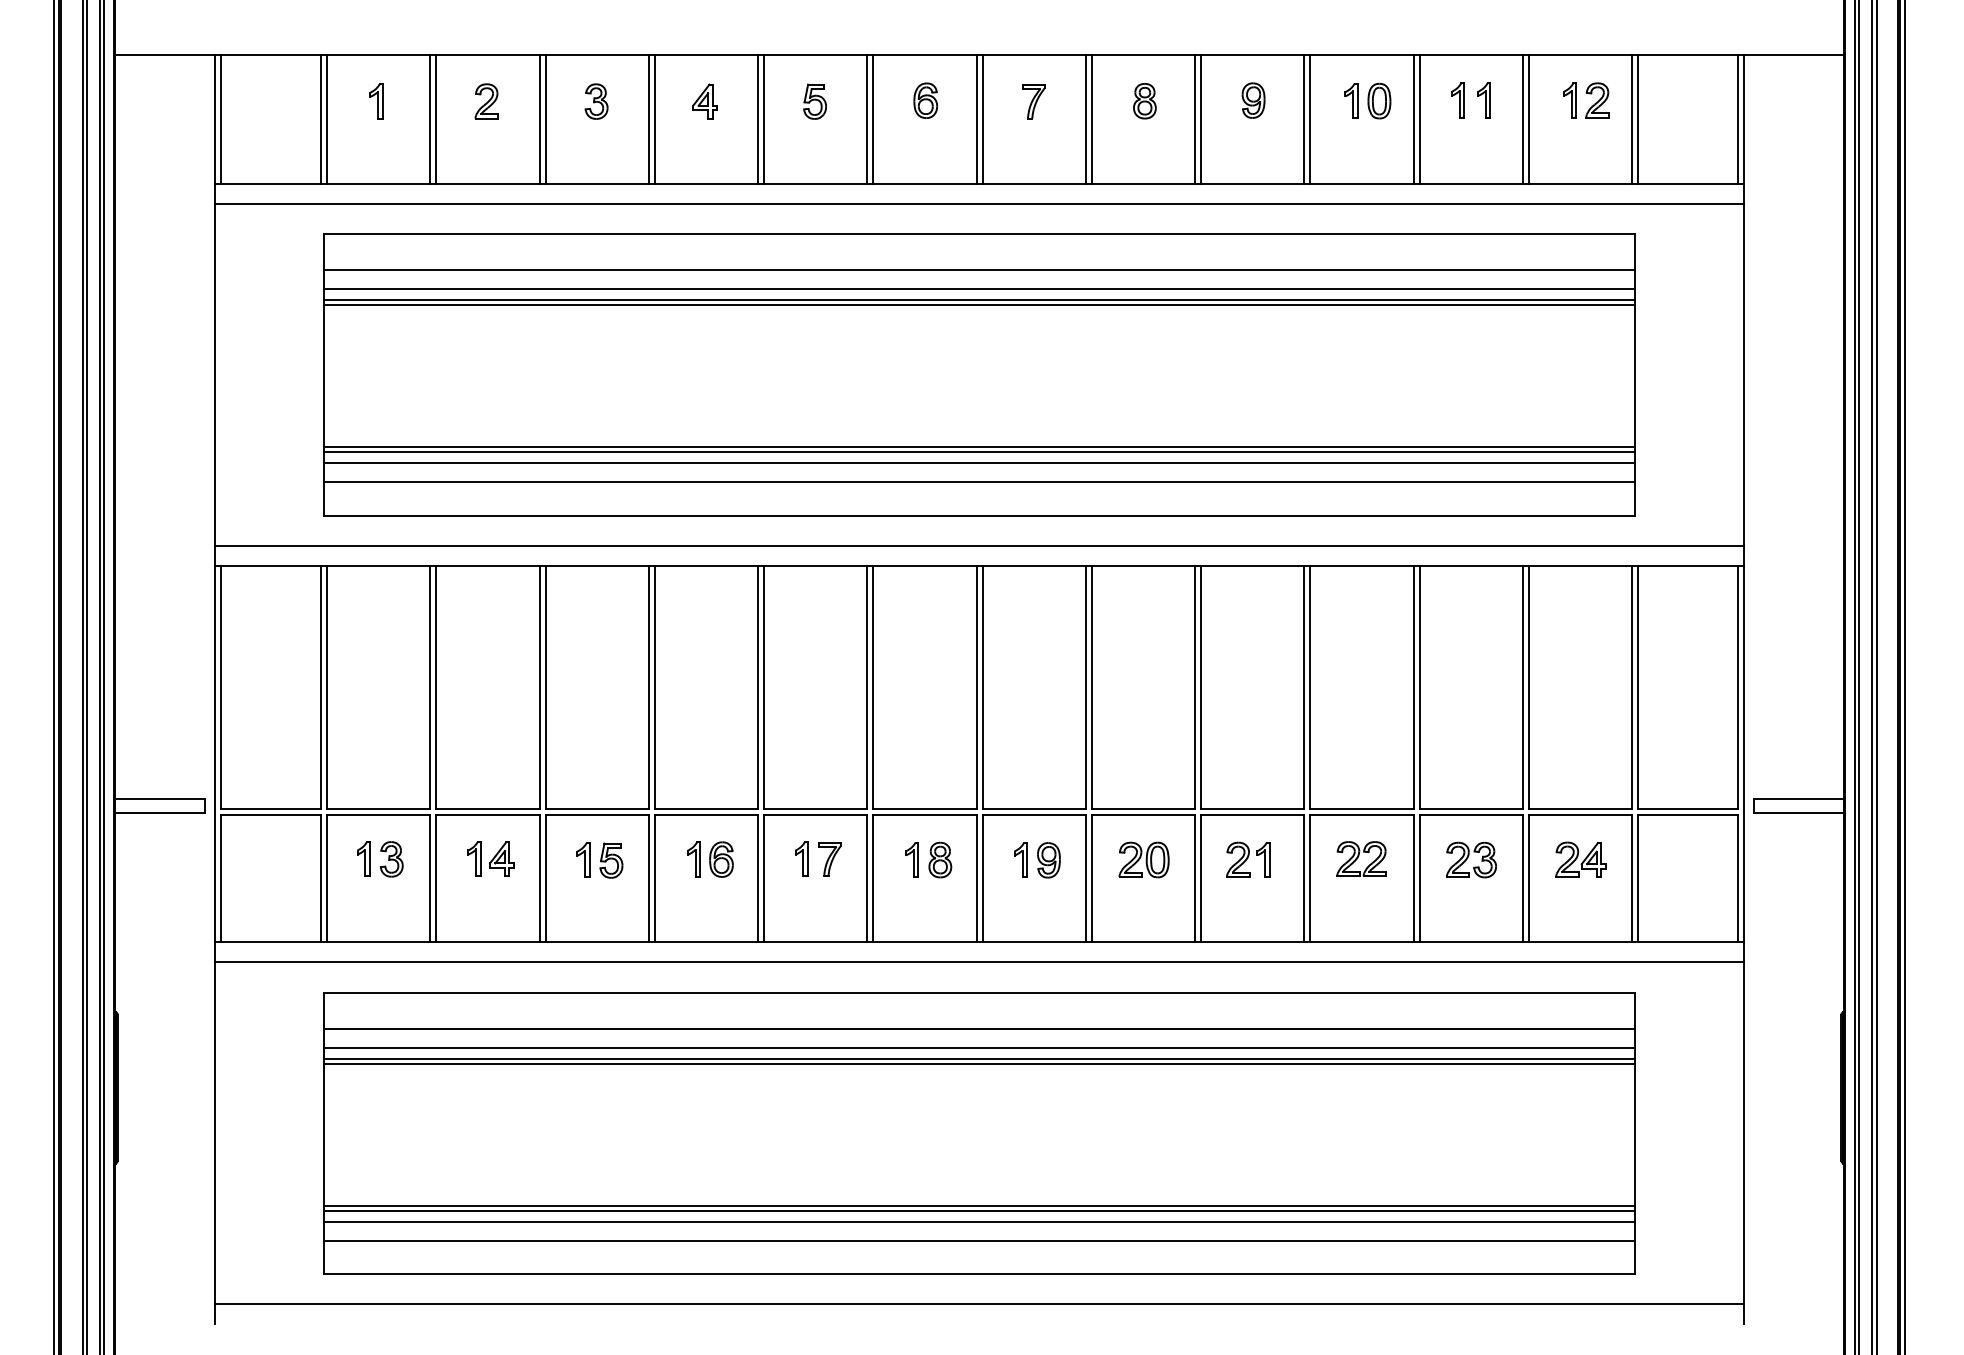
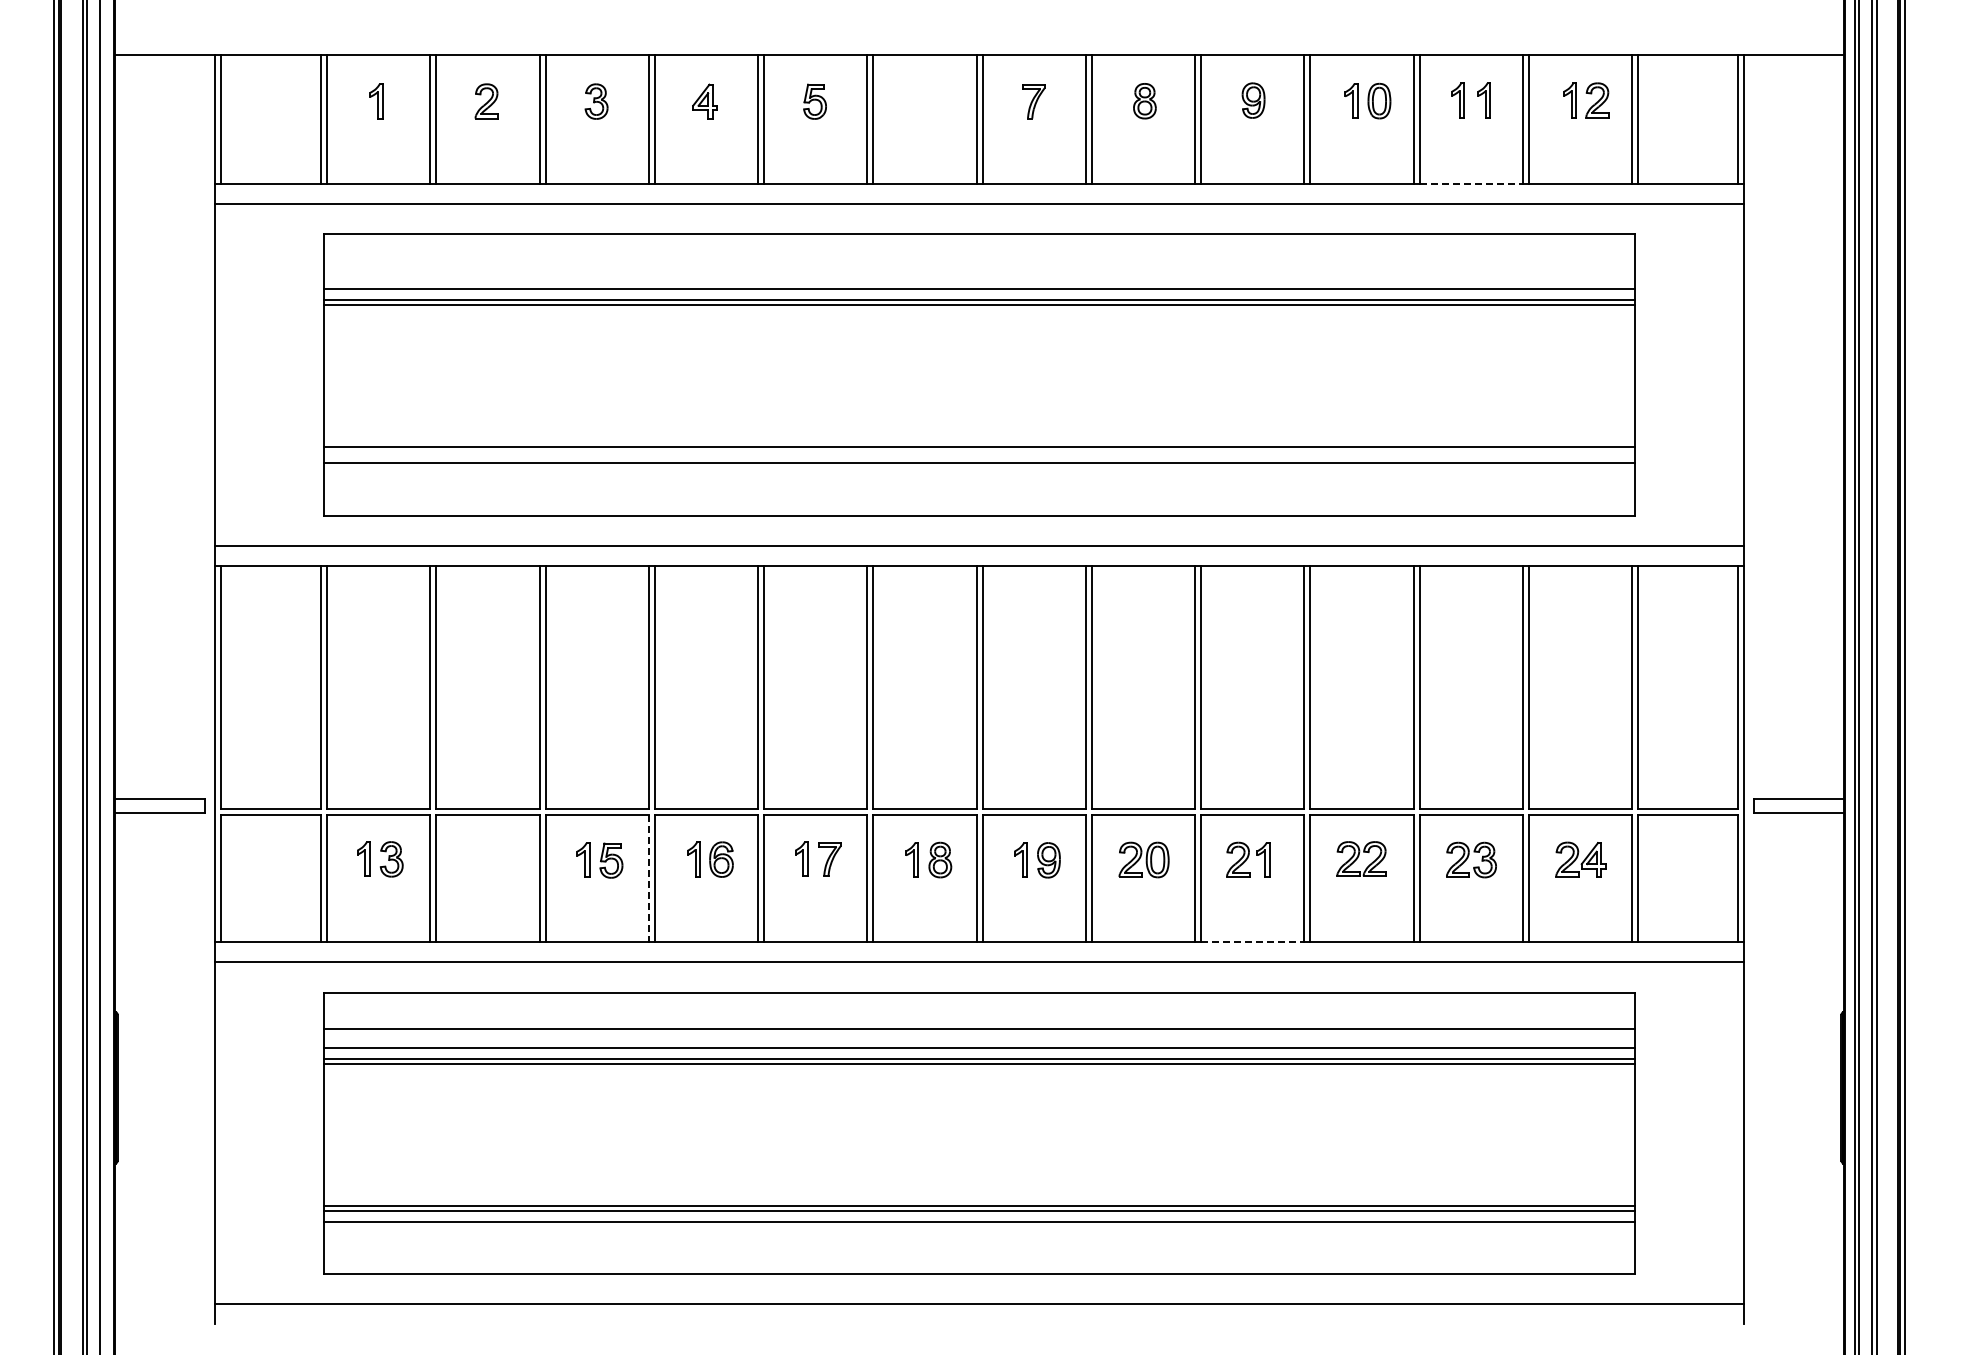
part: present -> none (925, 100)
line: solid -> dashed (1471, 183)
line: present -> none (979, 270)
line: present -> none (979, 452)
line: present -> none (979, 482)
line: present -> none (104, 676)
part: present -> none (490, 858)
line: solid -> dashed (648, 878)
line: solid -> dashed (1252, 942)
line: present -> none (979, 1241)
